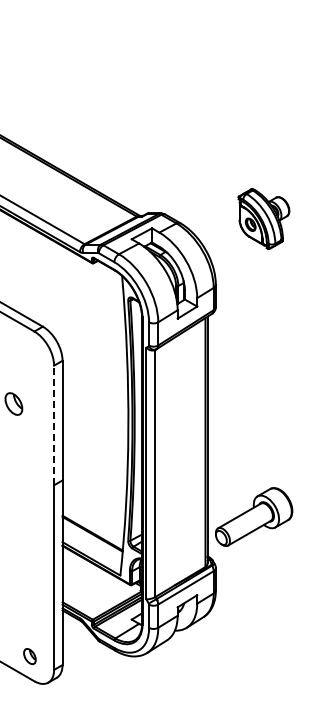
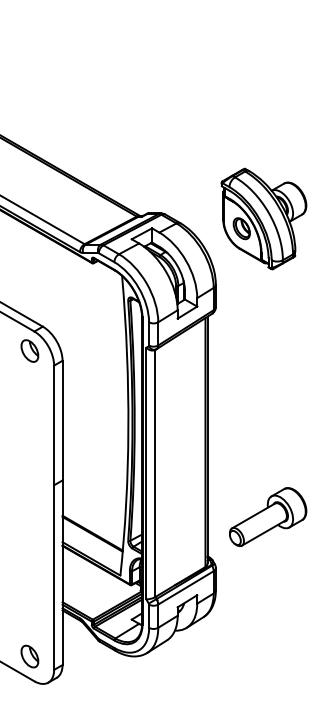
part size: 54x63 px -> 88x104 px (263, 218)
part position: (13, 403) -> (29, 350) (29, 350)
line: dashed -> solid (54, 425)
part position: (254, 516) -> (268, 516) (268, 516)
part size: 14x17 px -> 20x25 px (29, 656)
